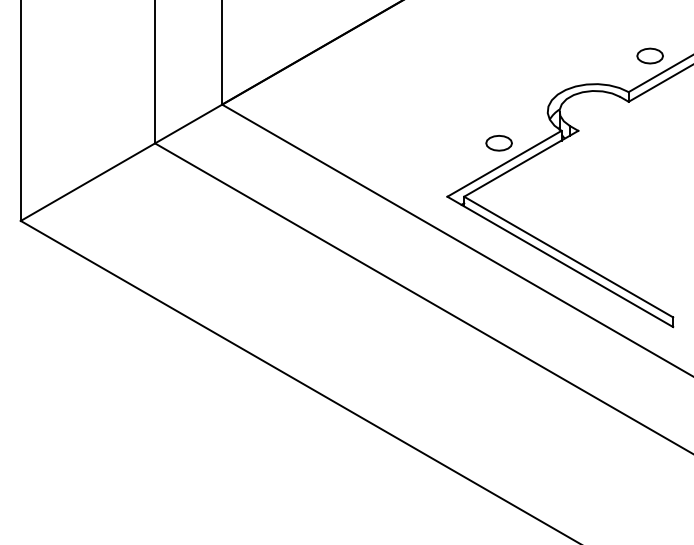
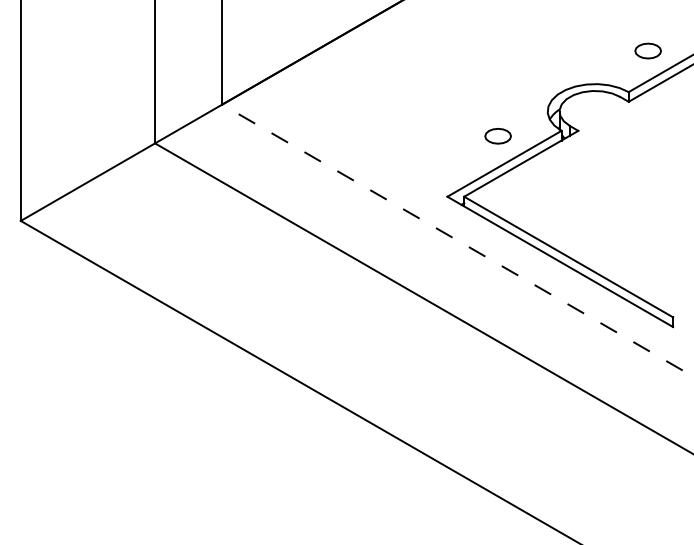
part position: (649, 55) -> (647, 50) (647, 50)
part position: (498, 143) -> (497, 136) (497, 136)
line: solid -> dashed (457, 240)
